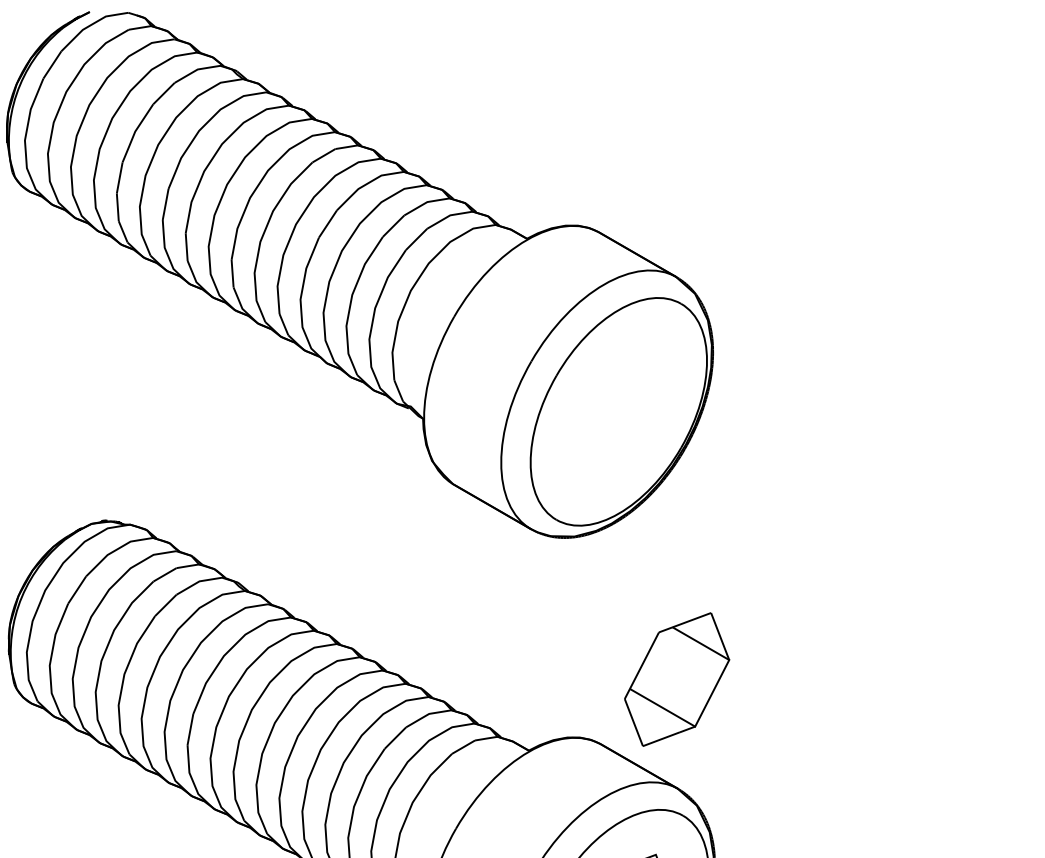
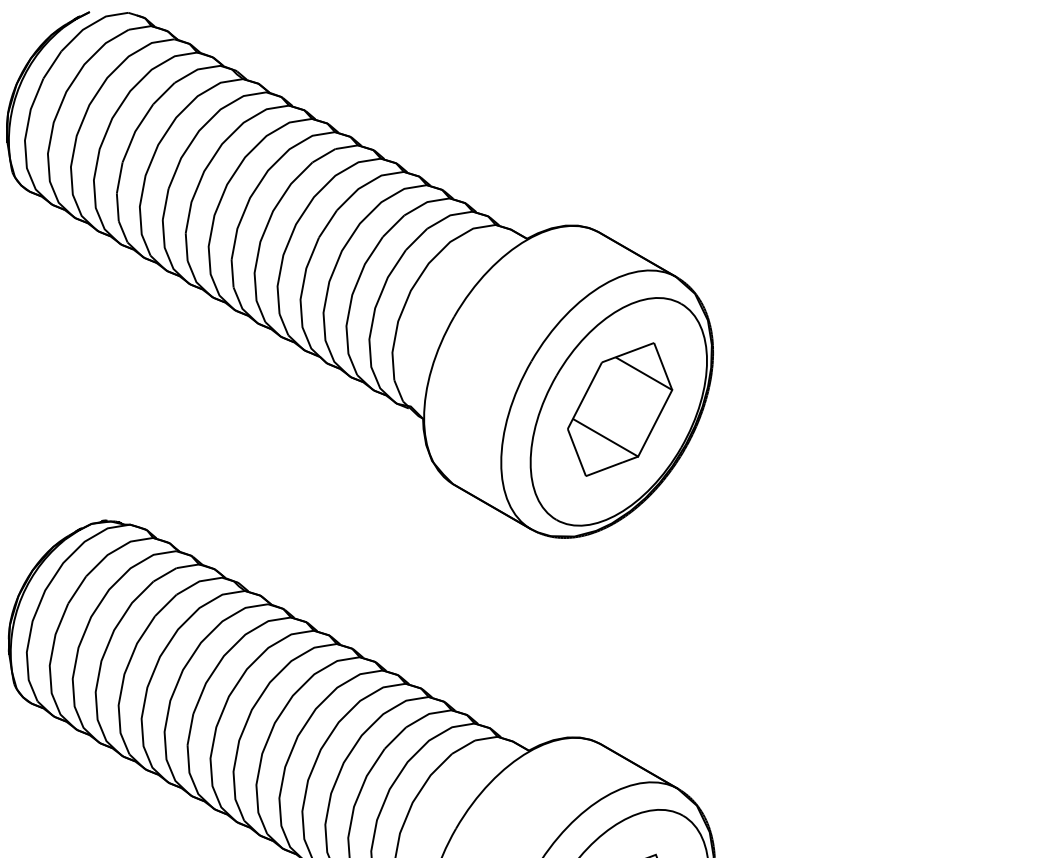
part position: (677, 679) -> (620, 409) (620, 409)
